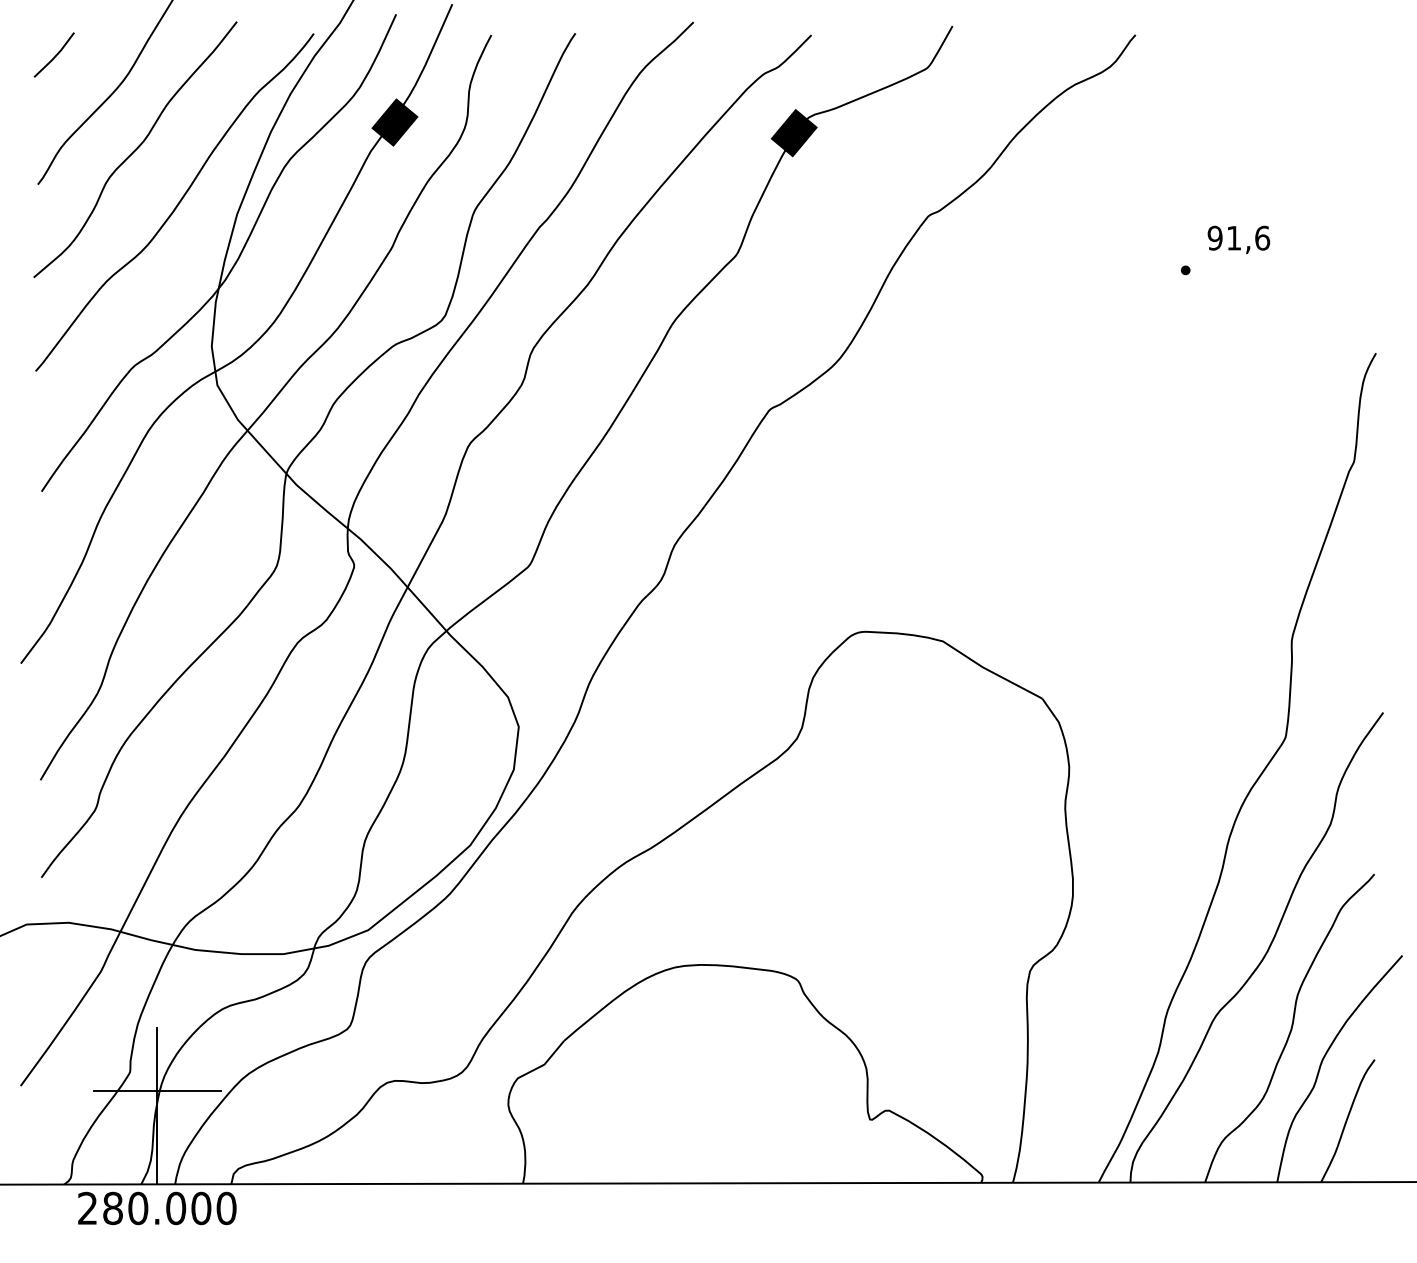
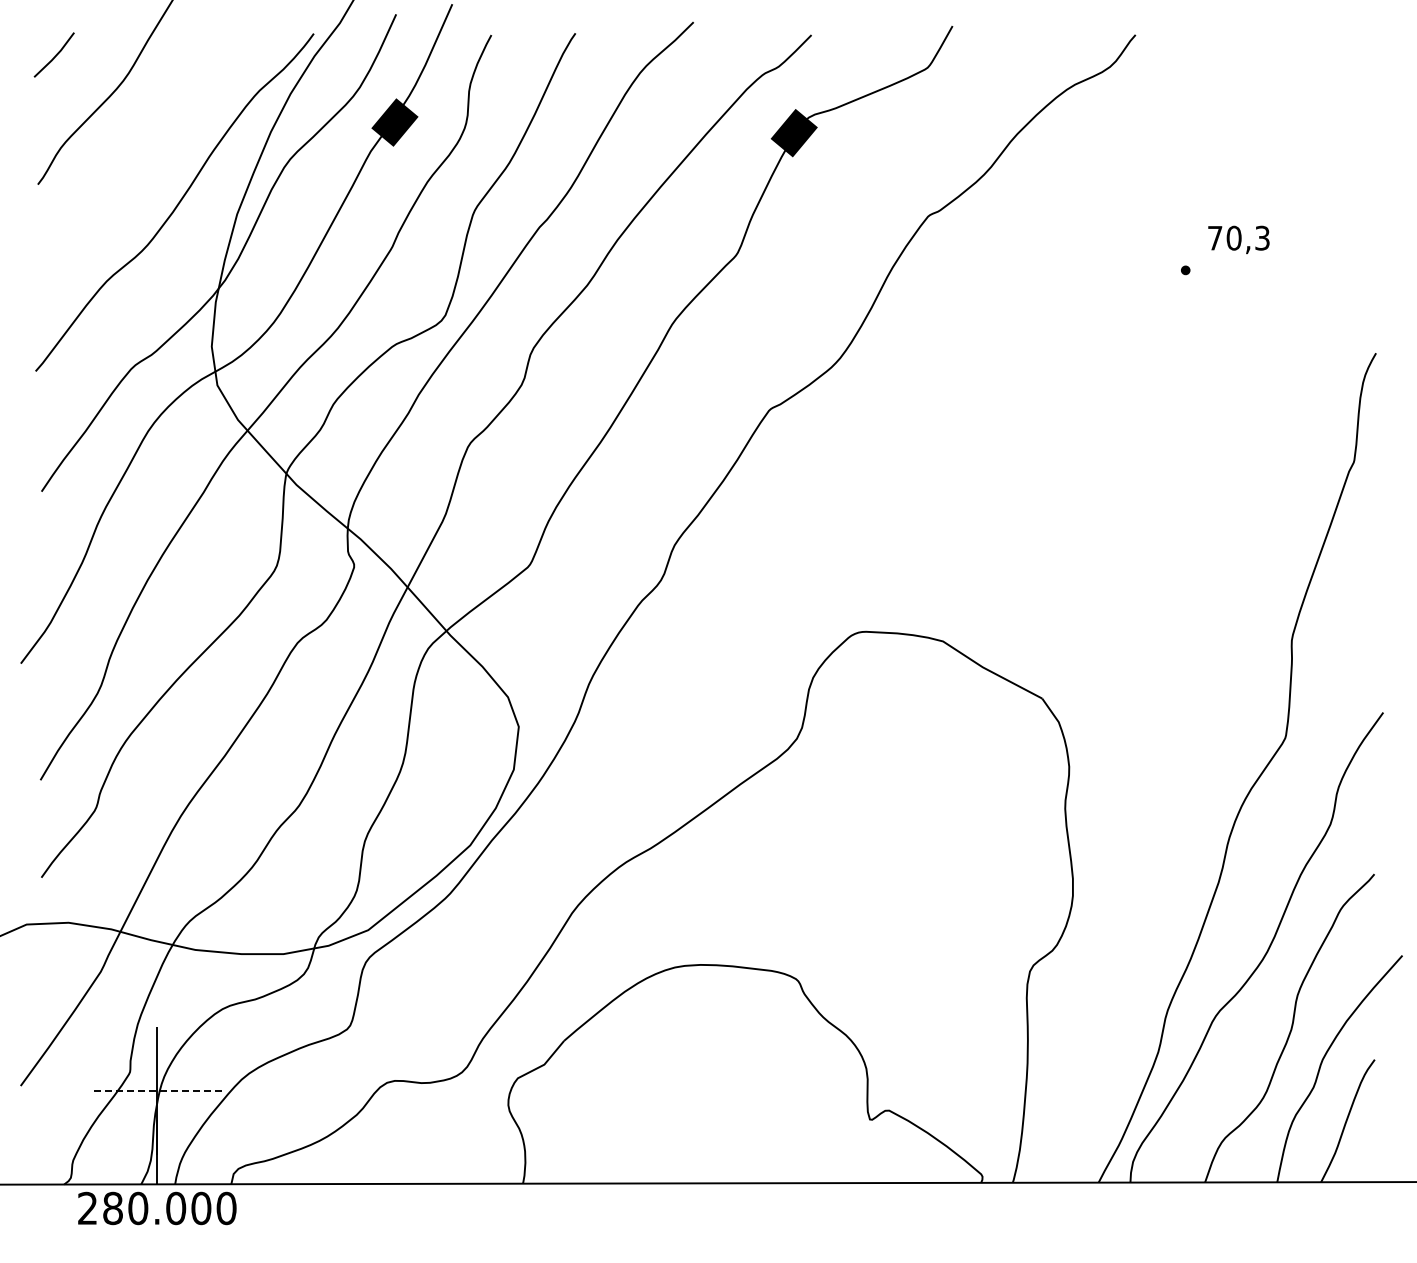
curve: present -> none (135, 149)
text: 91,6 -> 70,3 (1238, 237)
line: solid -> dashed (156, 1091)
